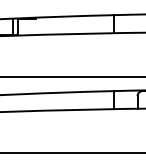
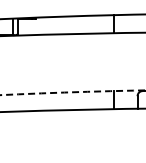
line: present -> none (72, 76)
arc: solid -> dashed (72, 92)
line: present -> none (72, 152)
